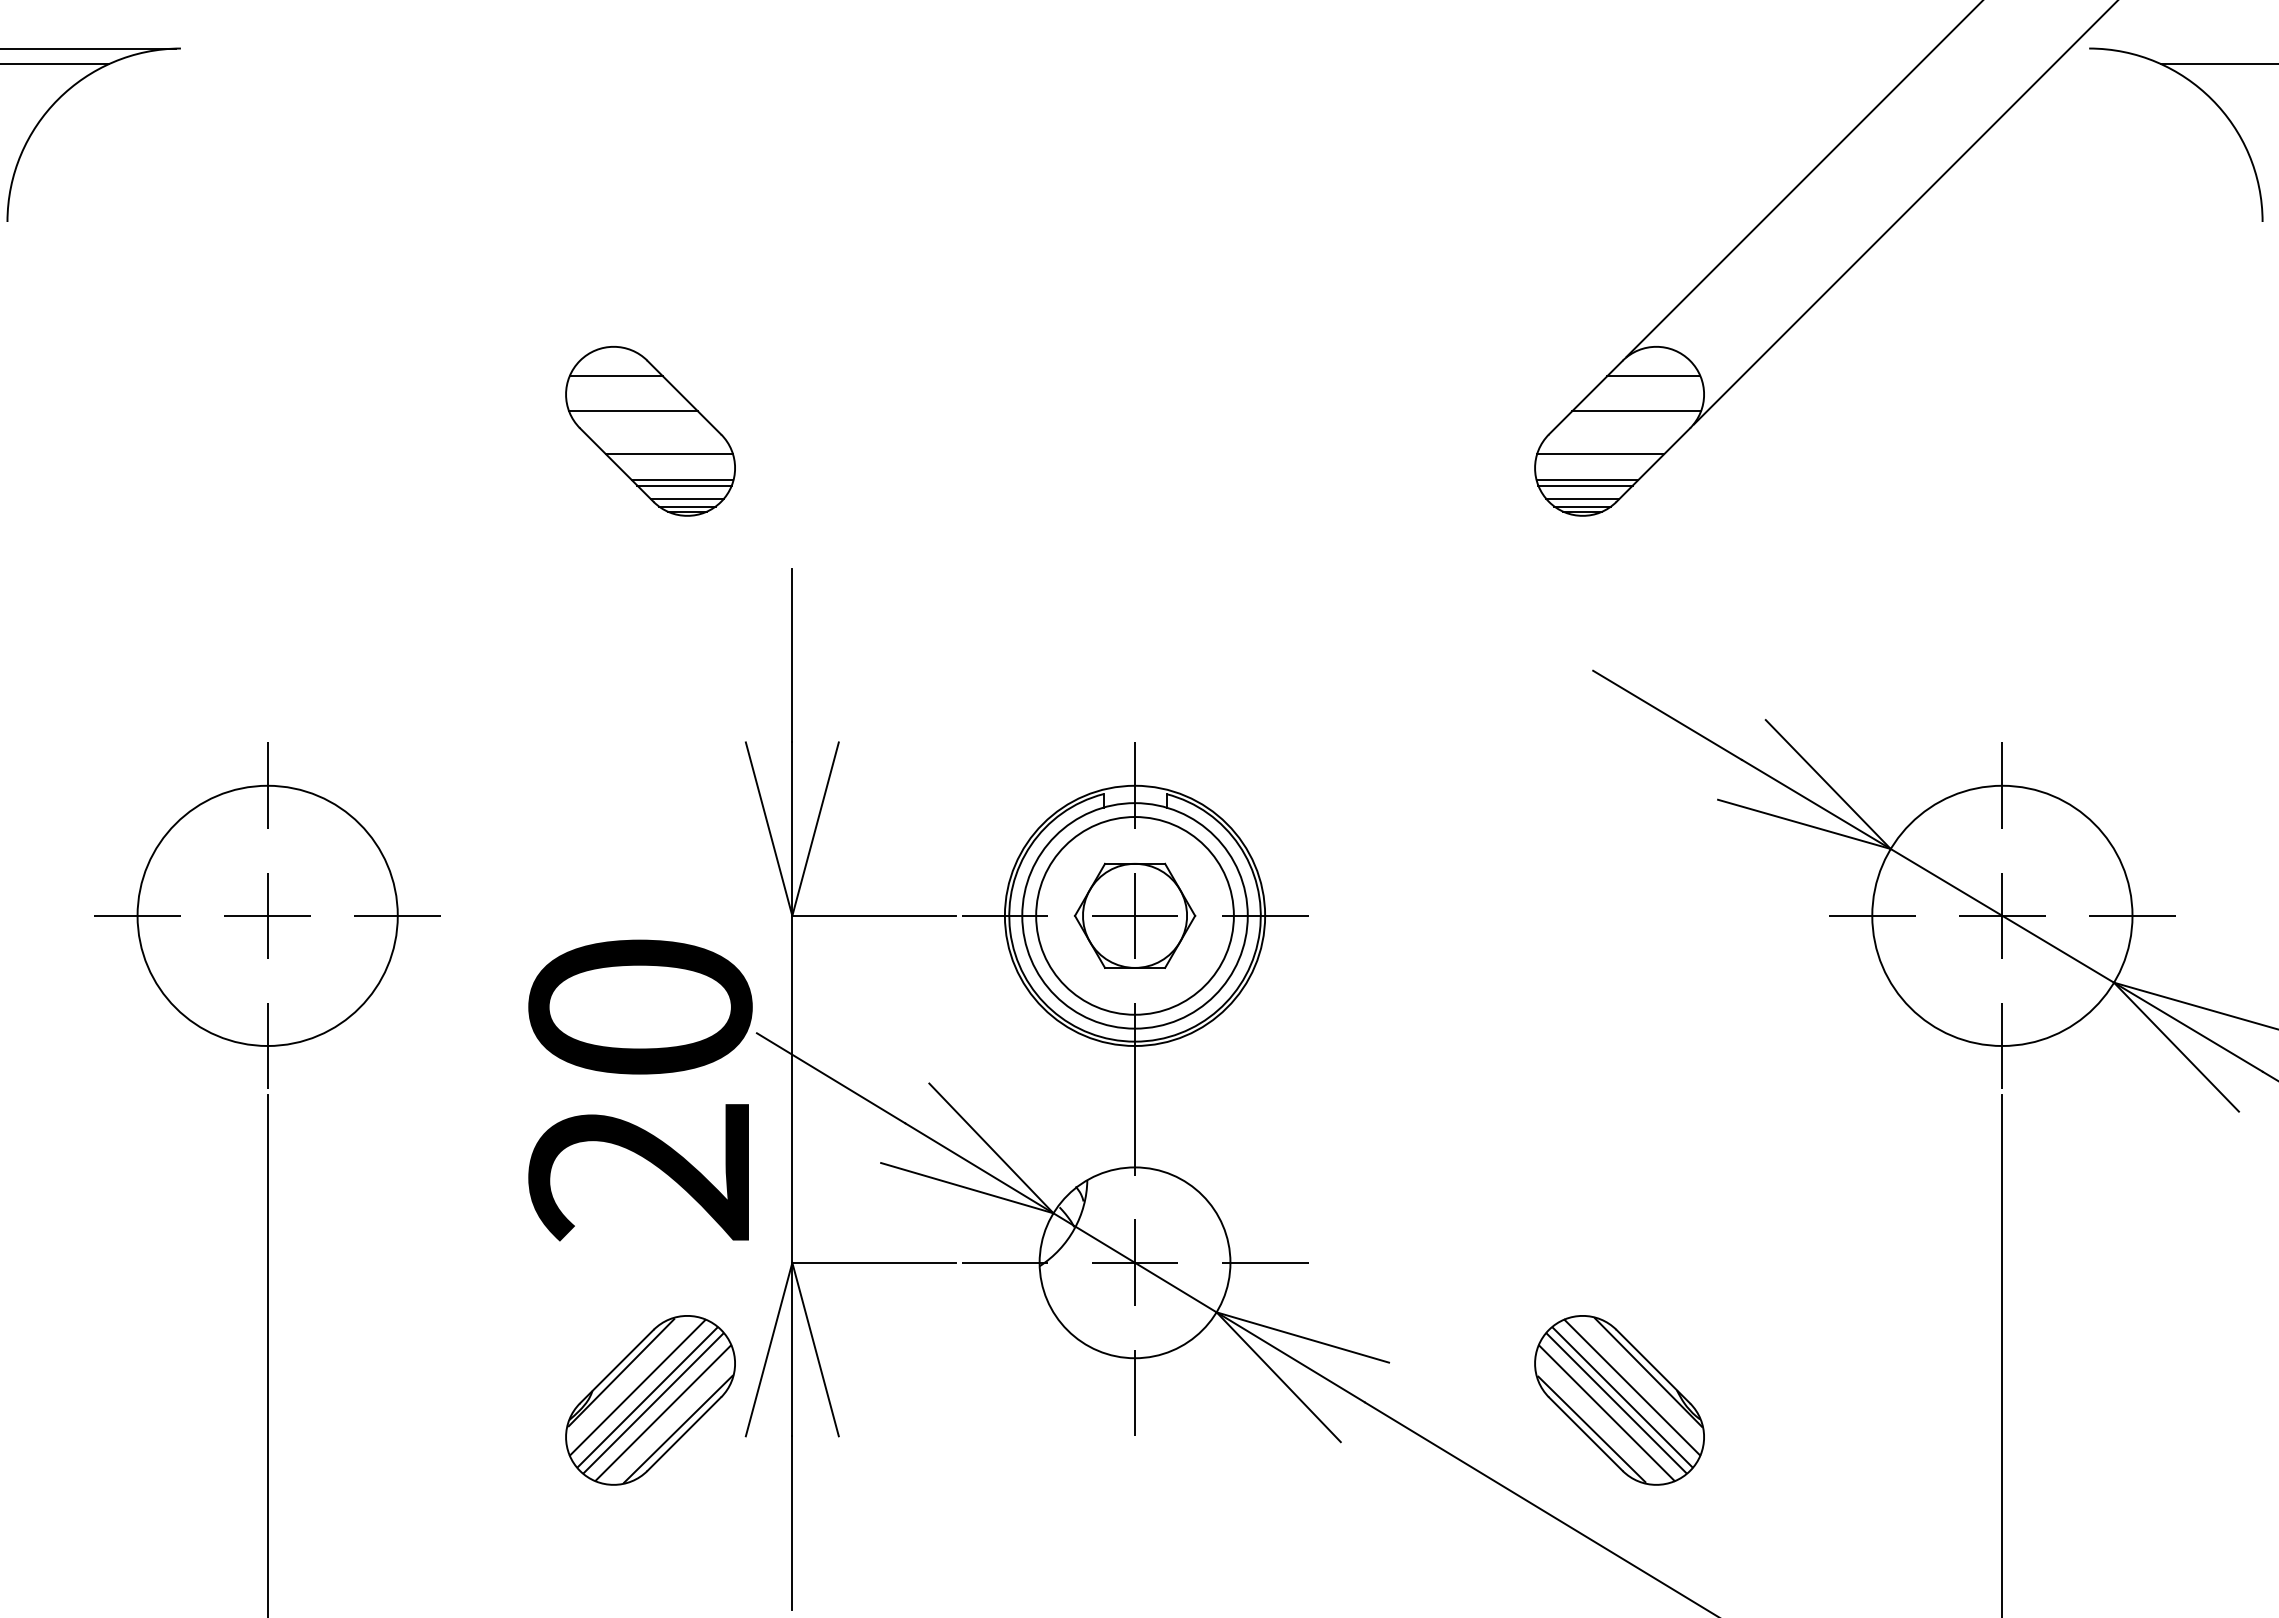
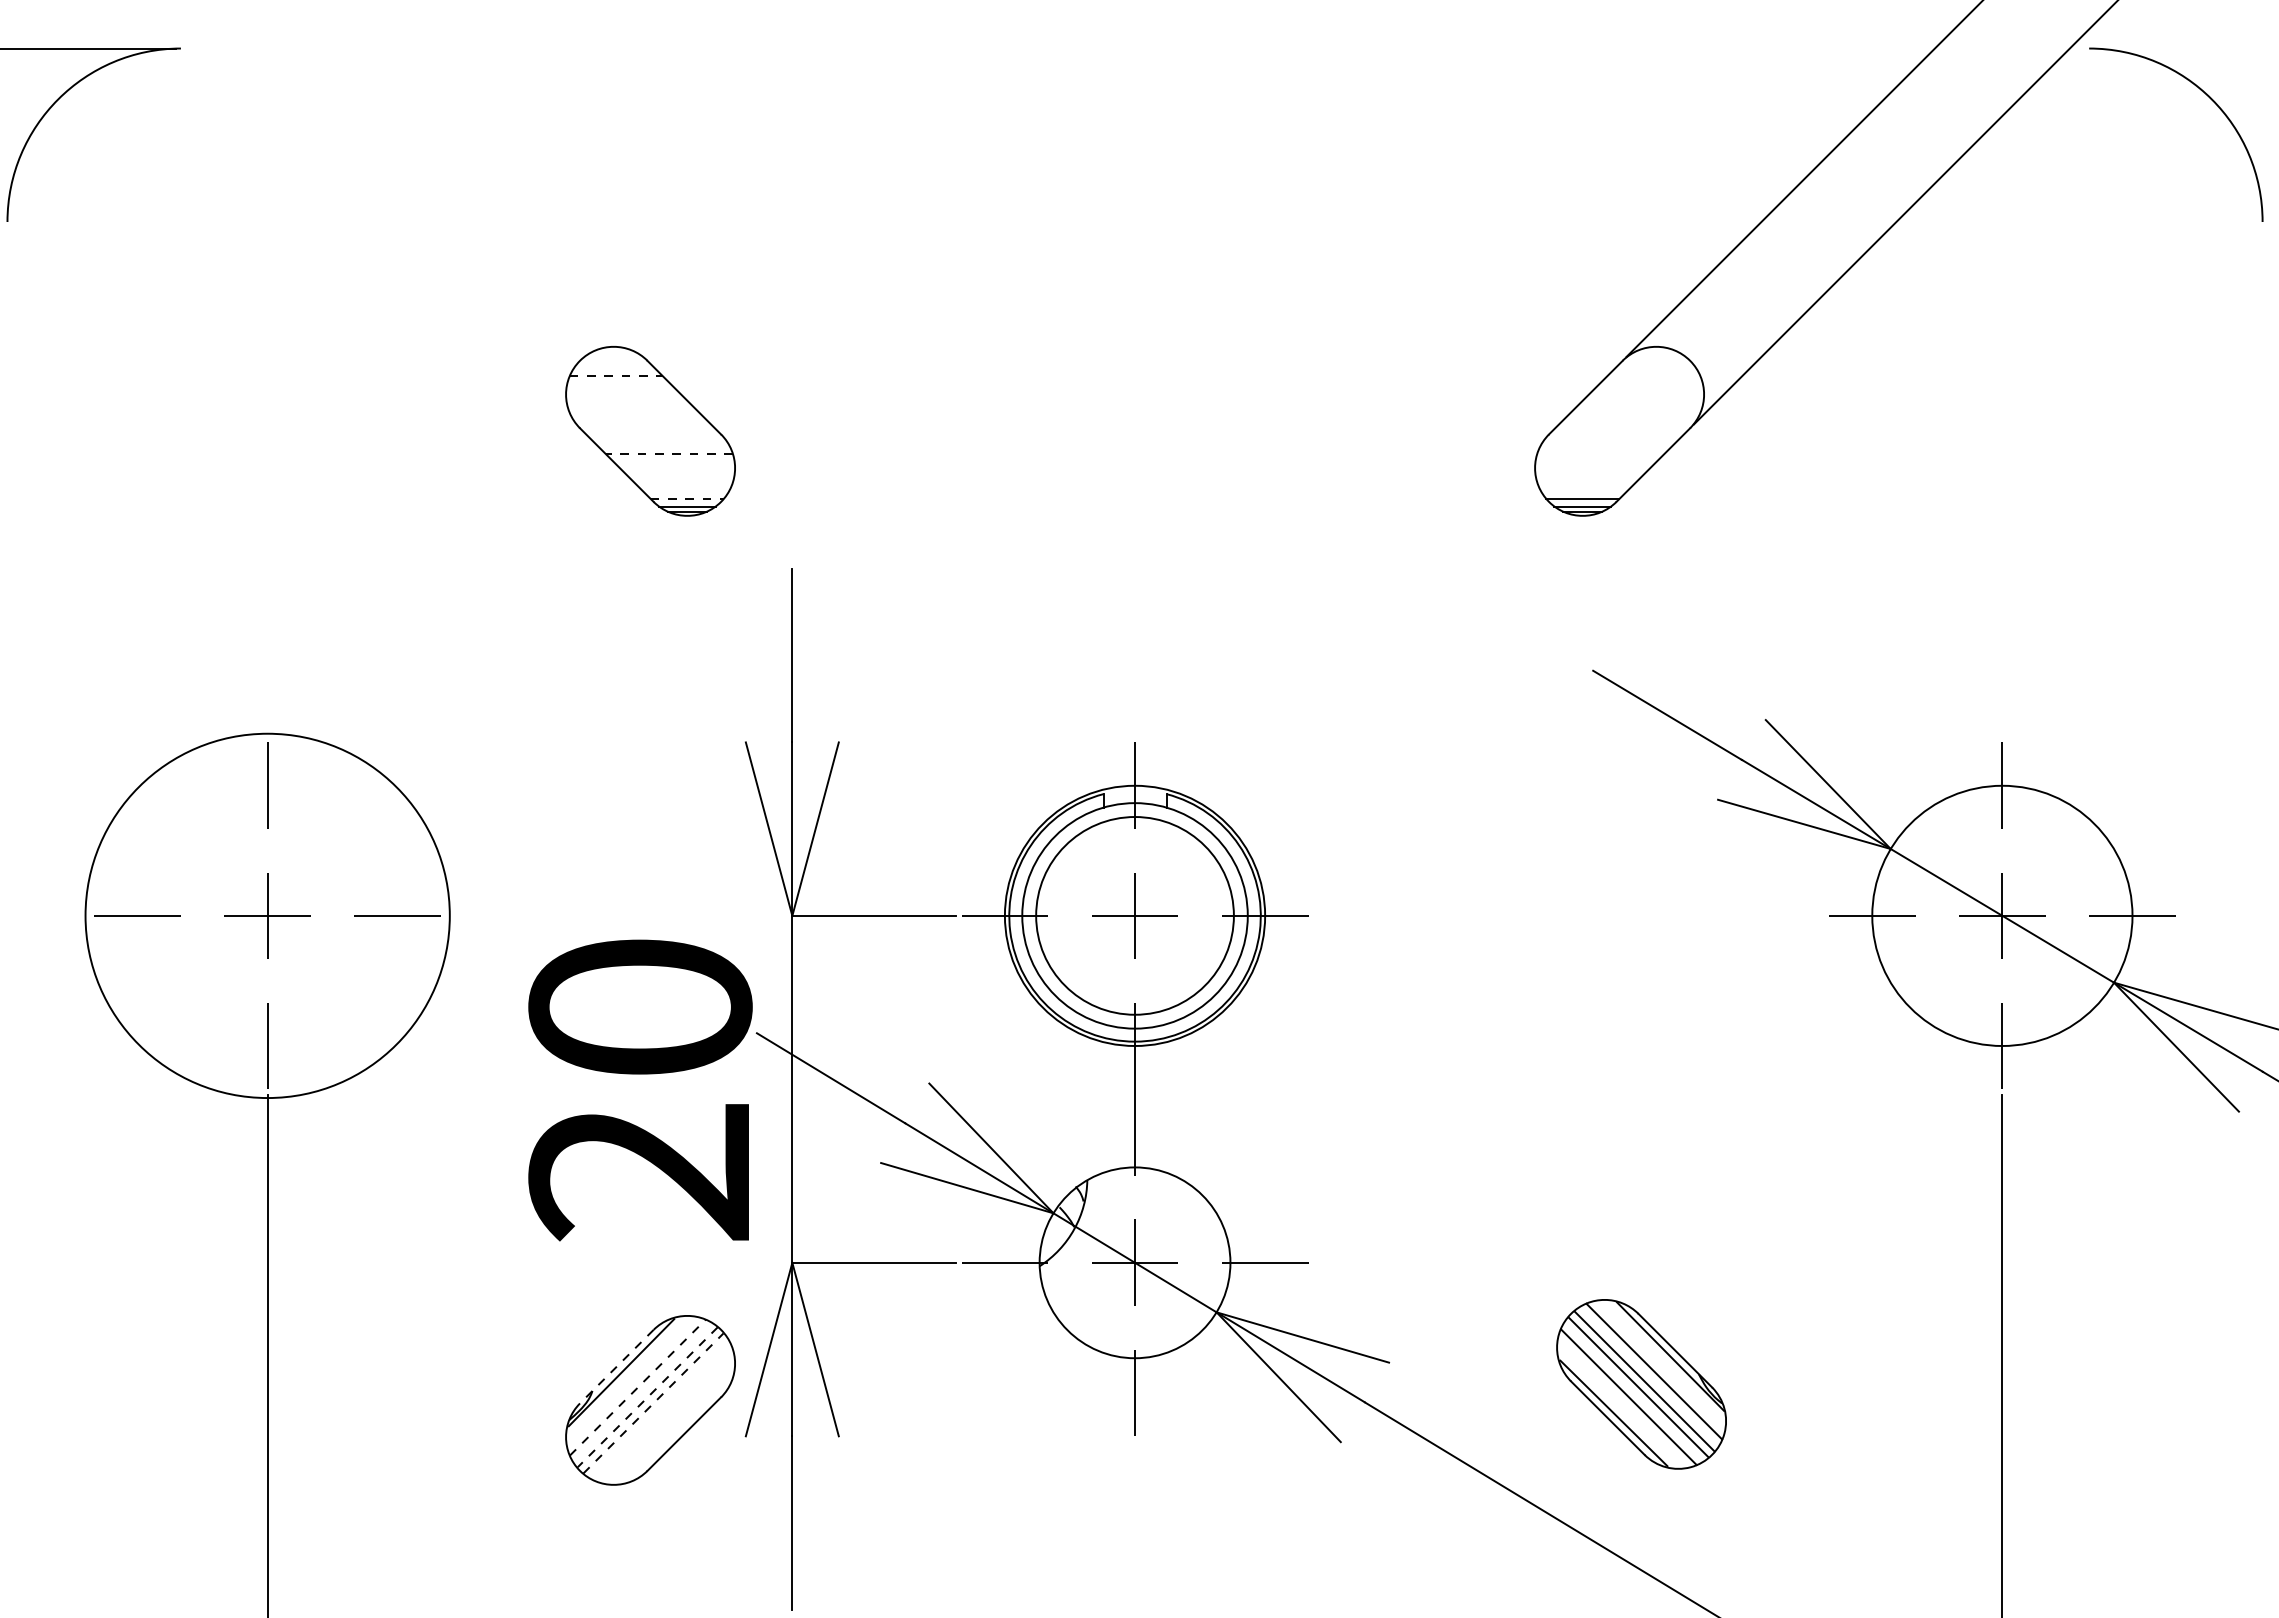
line: present -> none (55, 64)
line: present -> none (2218, 64)
line: solid -> dashed (616, 376)
line: present -> none (1653, 376)
line: present -> none (633, 411)
line: present -> none (1636, 411)
line: solid -> dashed (669, 454)
line: present -> none (1600, 454)
line: present -> none (682, 480)
line: present -> none (1586, 480)
line: present -> none (684, 485)
line: present -> none (1585, 485)
line: solid -> dashed (687, 498)
circle diameter: 260 px -> 364 px (267, 915)
part: present -> none (1135, 915)
line: solid -> dashed (616, 1367)
line: solid -> dashed (637, 1387)
line: solid -> dashed (647, 1397)
part position: (1619, 1400) -> (1641, 1384) (1641, 1384)
line: solid -> dashed (653, 1403)
line: present -> none (663, 1412)
line: present -> none (678, 1428)
